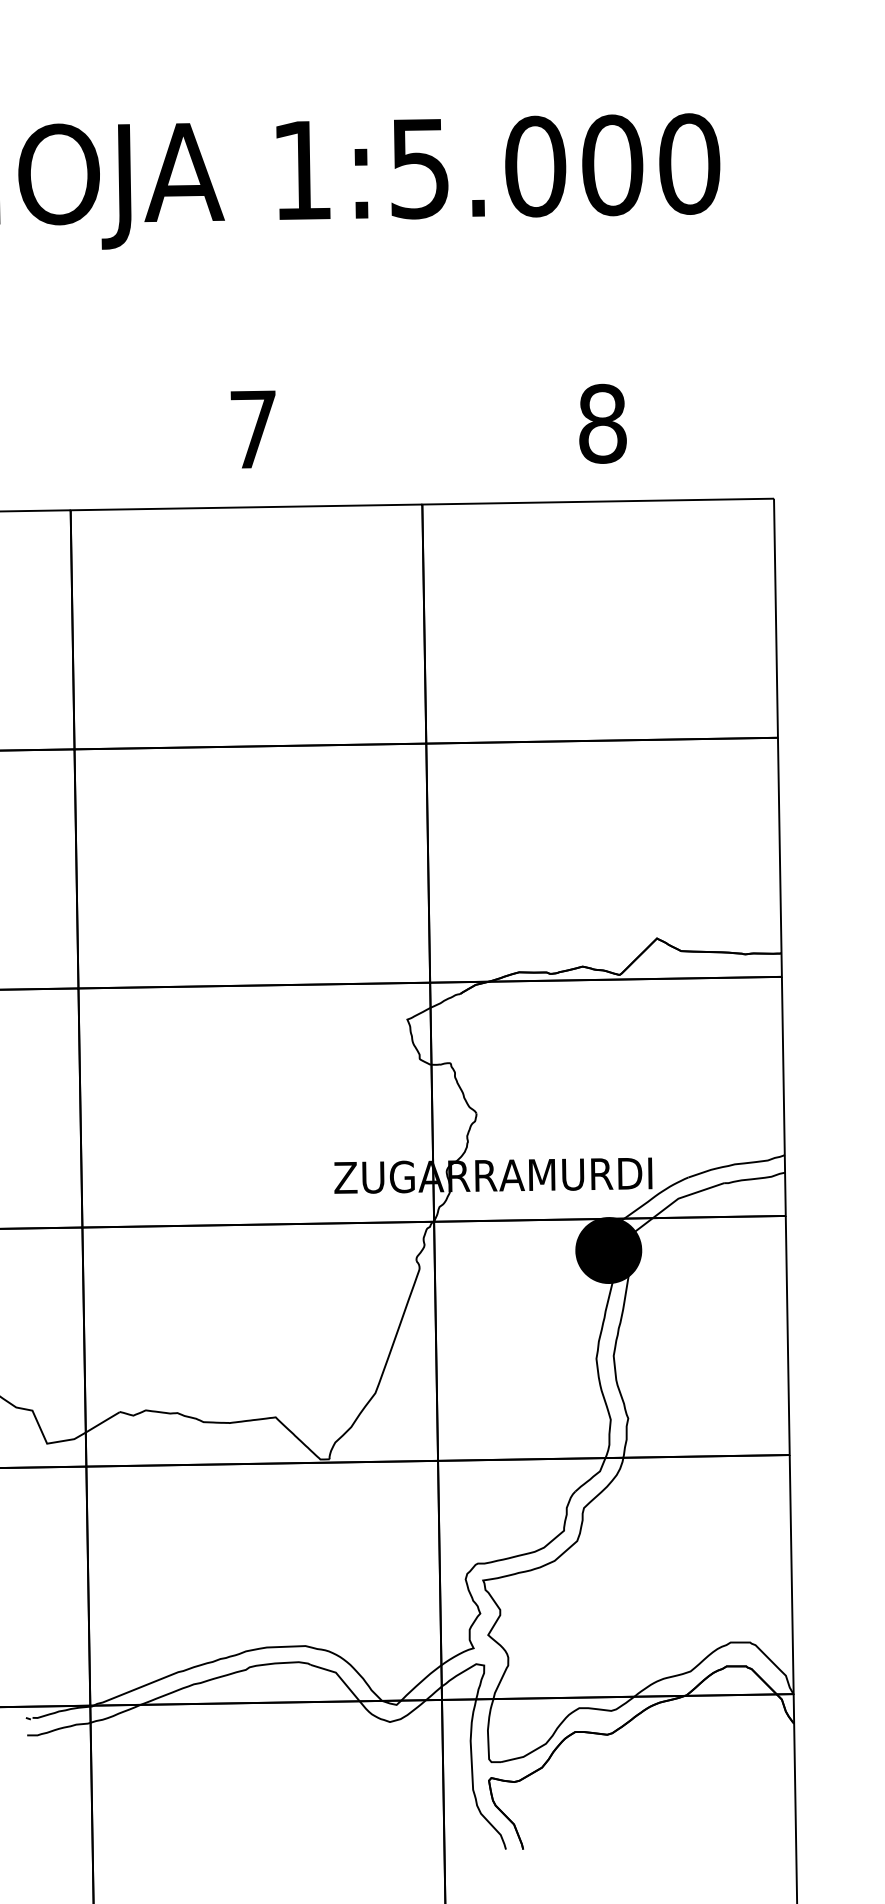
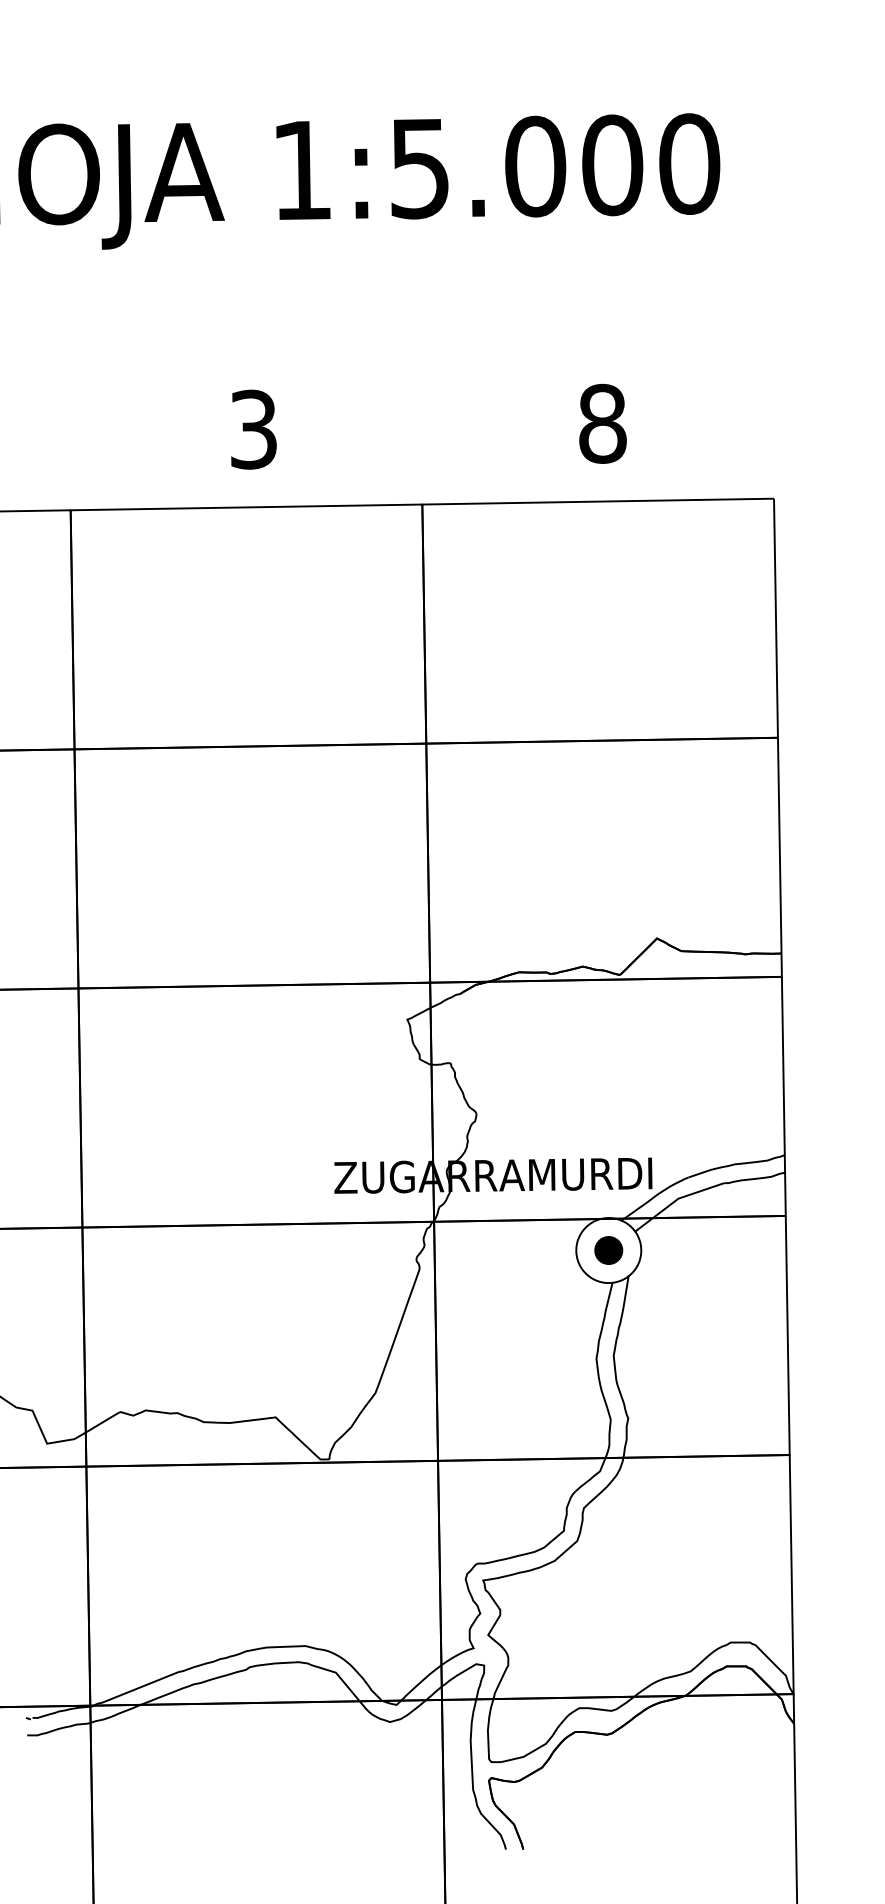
text: 7 -> 3 (253, 429)
fill: present -> none (608, 1250)
